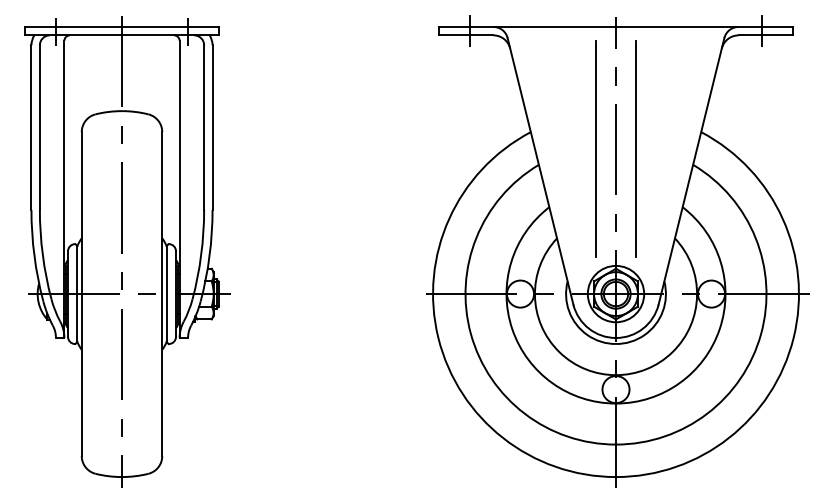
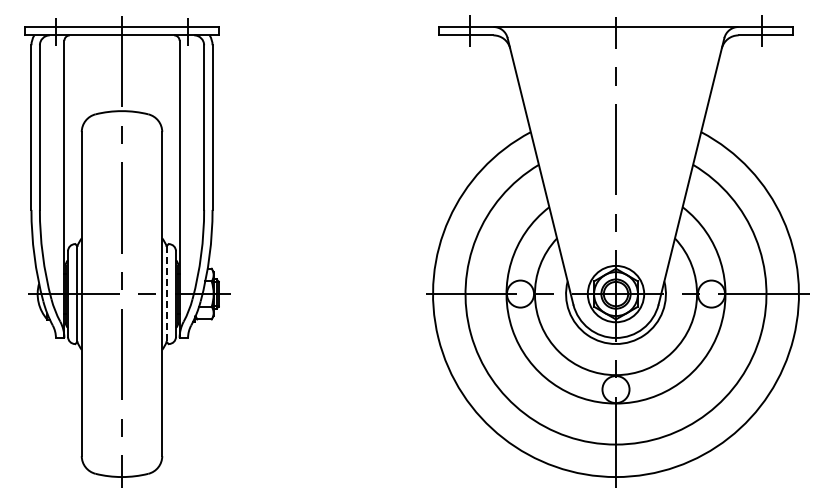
line: present -> none (595, 148)
line: present -> none (636, 148)
line: solid -> dashed (166, 294)
